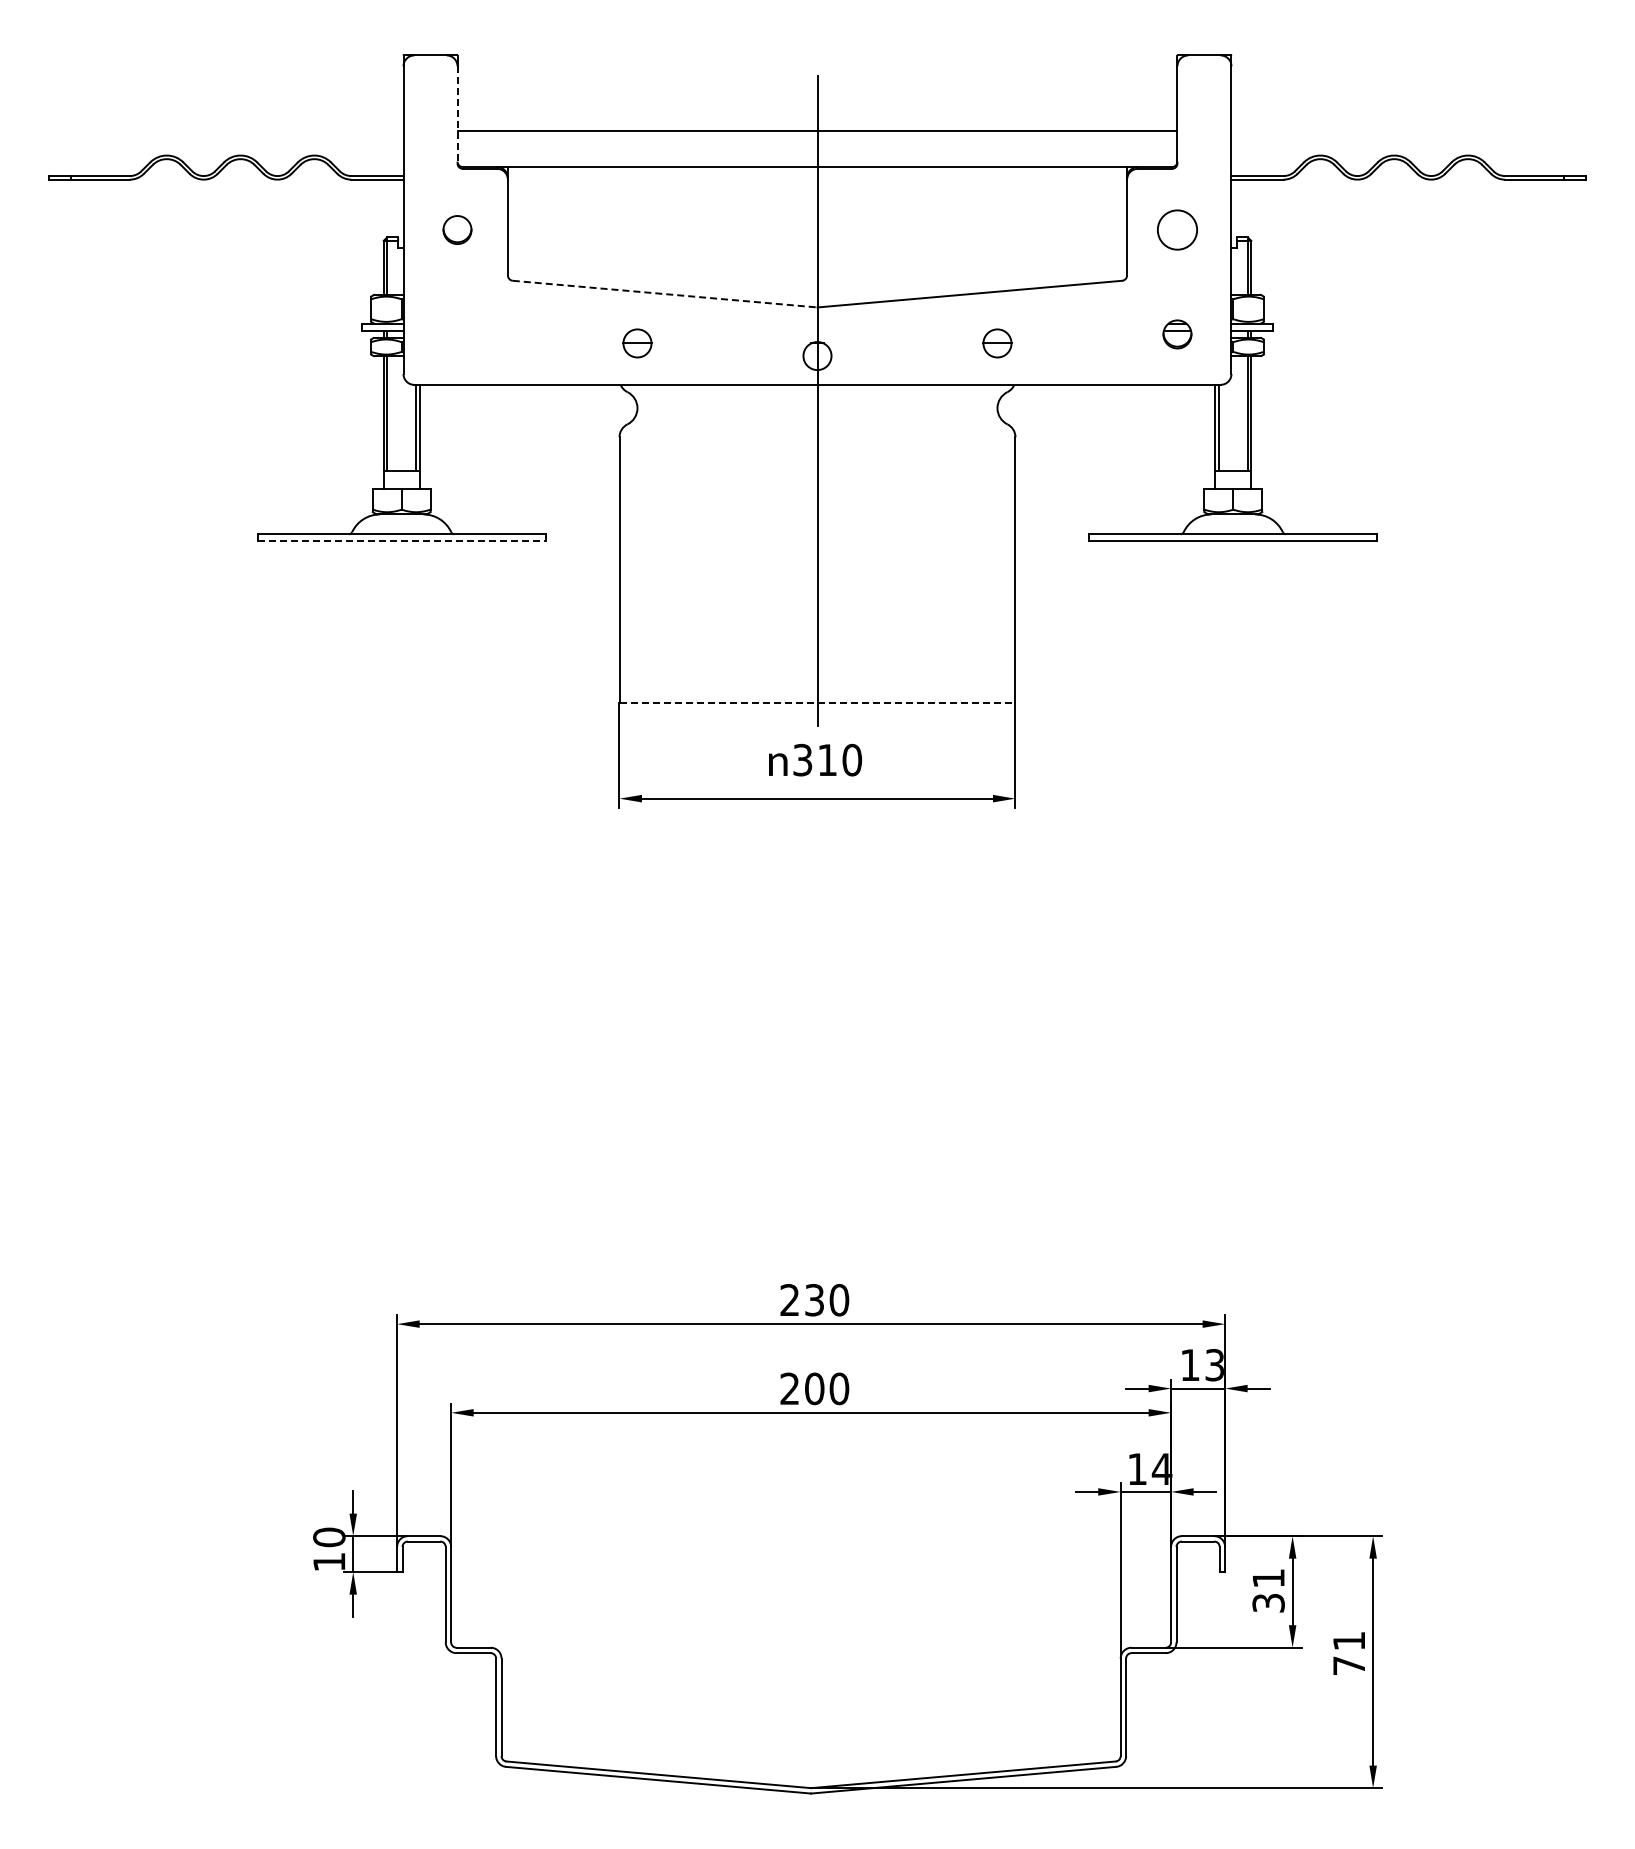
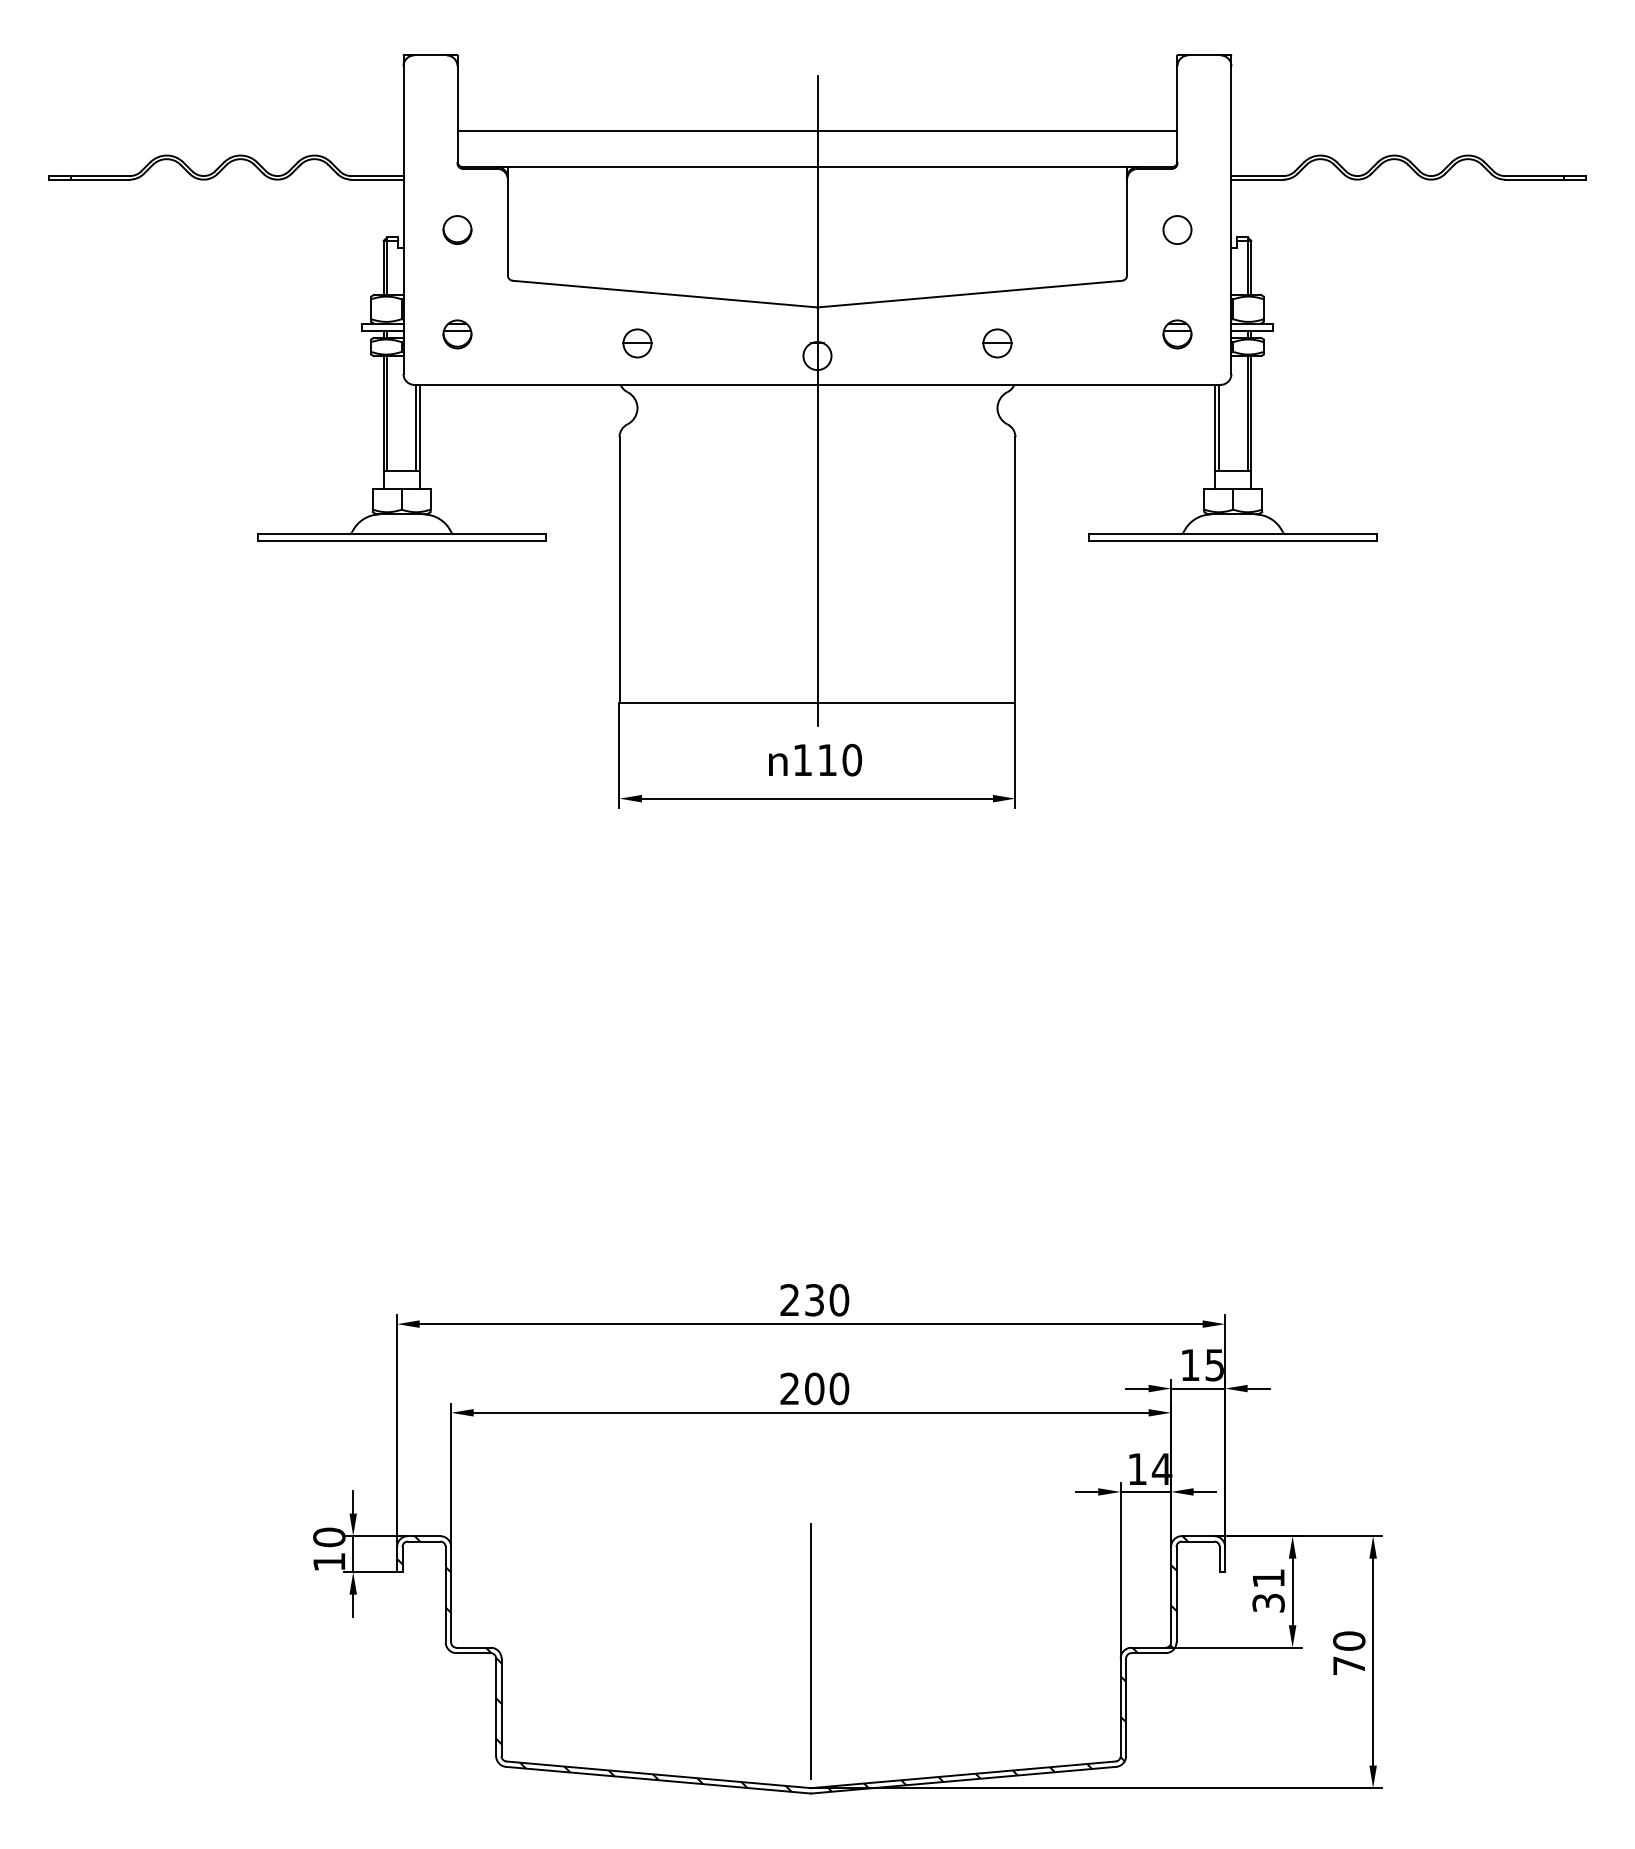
line: dashed -> solid (457, 114)
circle diameter: 39 px -> 28 px (1177, 230)
line: dashed -> solid (665, 294)
part: none -> present (457, 334)
line: dashed -> solid (401, 541)
line: dashed -> solid (817, 703)
text: 310 -> 110 (802, 759)
text: 13 -> 15 (1214, 1364)
text: 71 -> 70 (1349, 1640)
line: none -> present (811, 1650)
hatch: none -> present (792, 1663)
